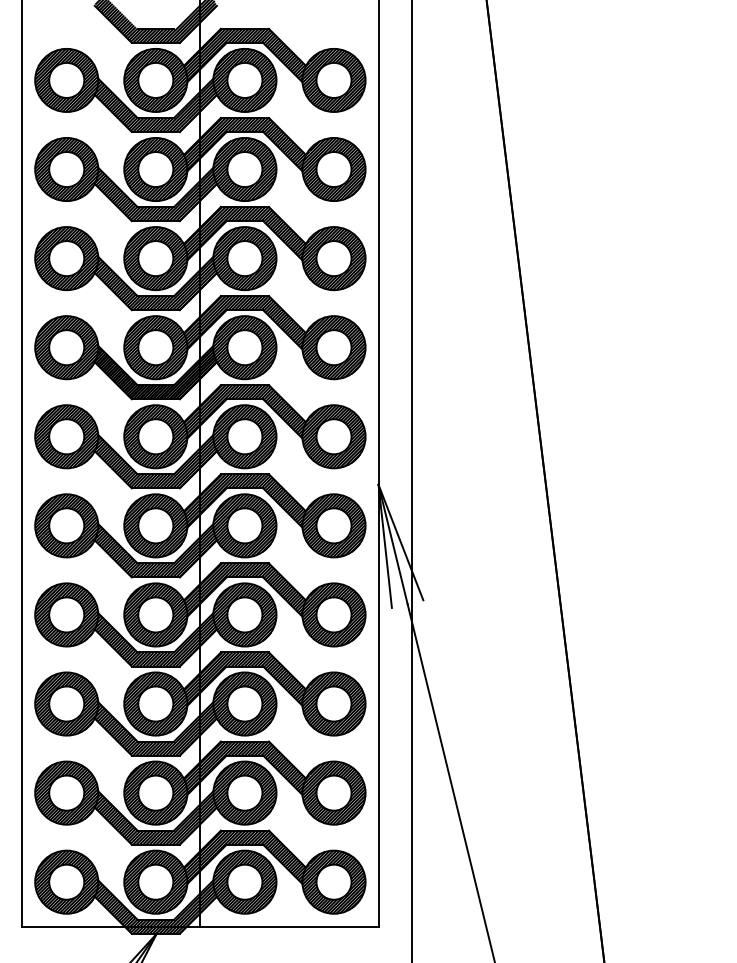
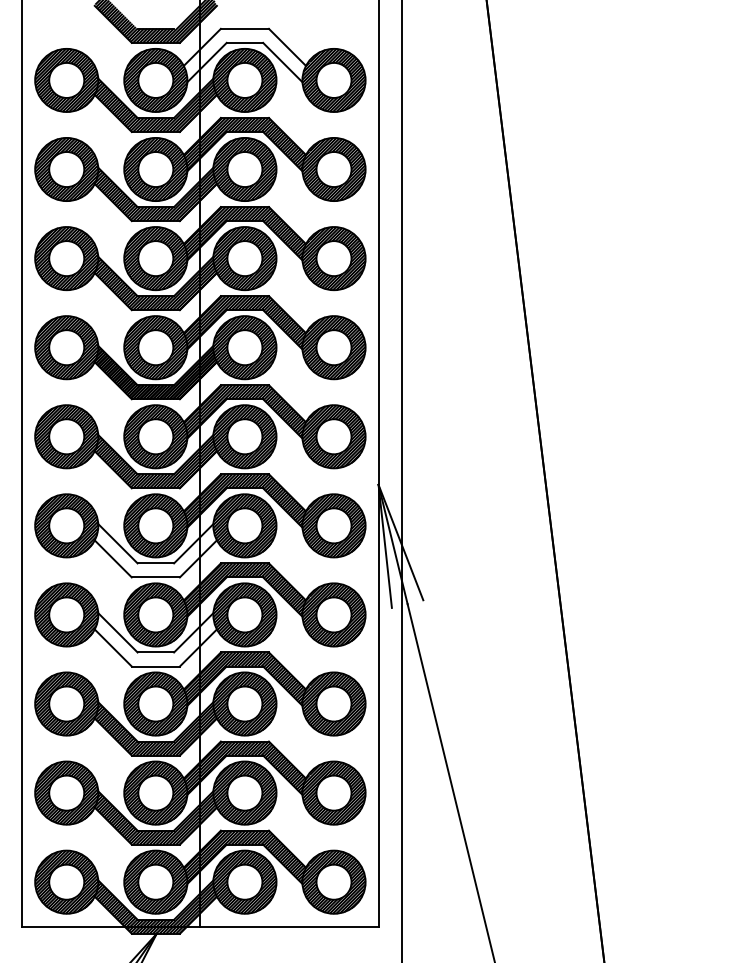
hatch: present -> none (244, 54)
line position: (412, 480) -> (402, 480) (402, 480)
hatch: present -> none (155, 551)
hatch: present -> none (155, 640)
